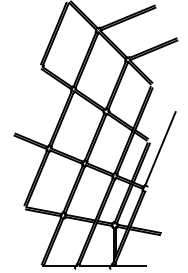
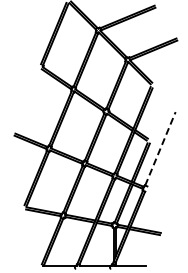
line: solid -> dashed (160, 148)
